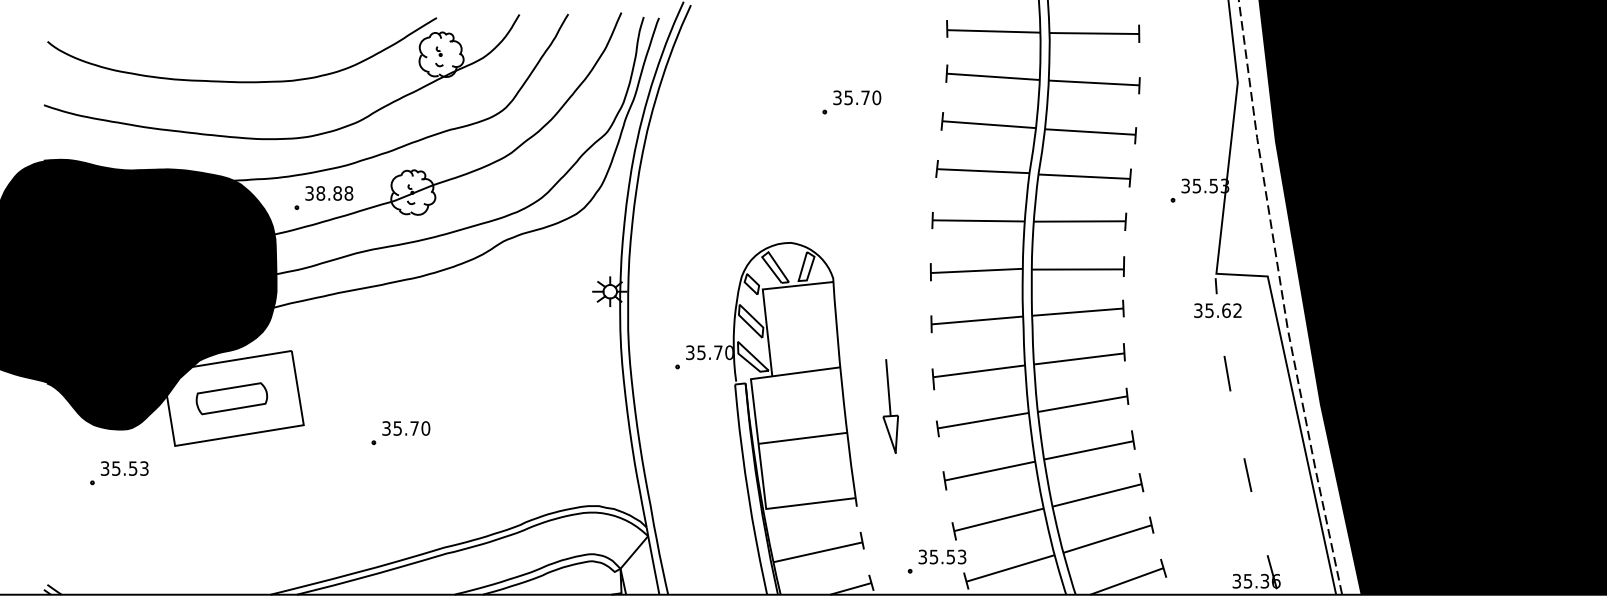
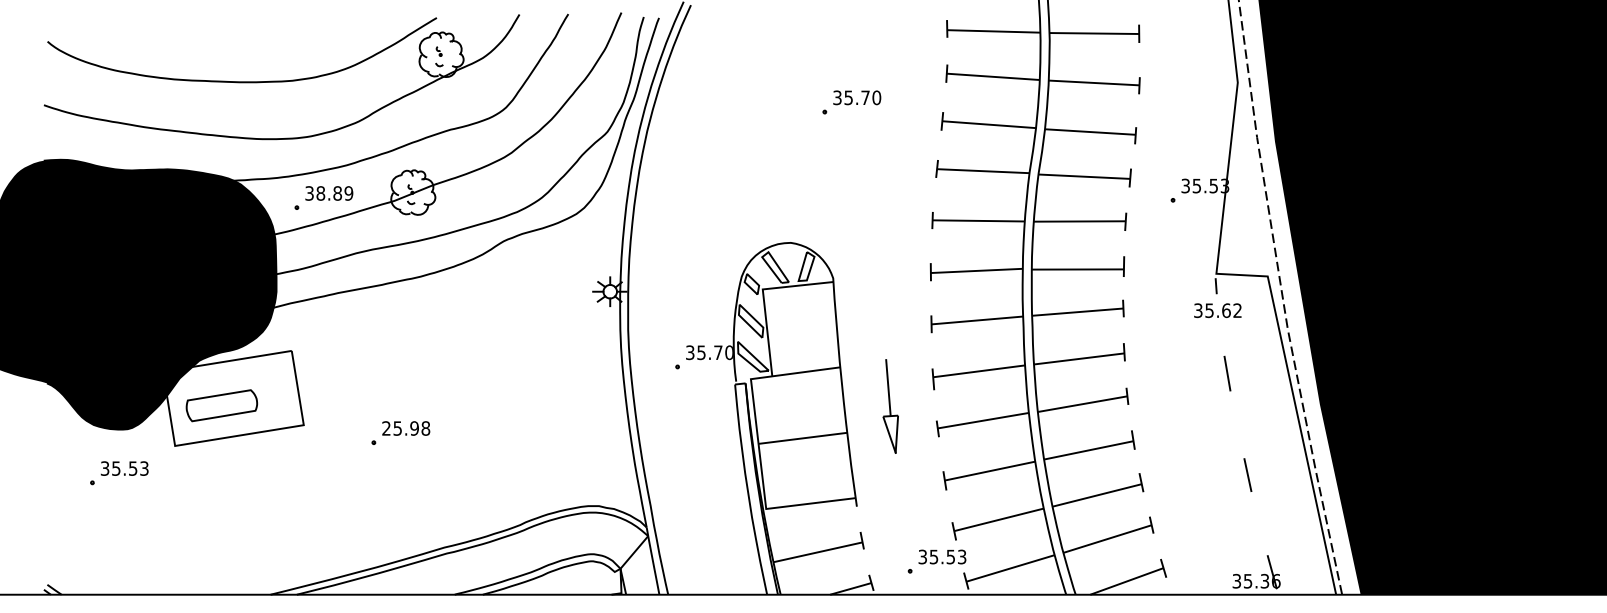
text: 38.88 -> 38.89 (348, 193)
part position: (231, 398) -> (221, 405) (221, 405)
text: 35.70 -> 25.98 (406, 428)
